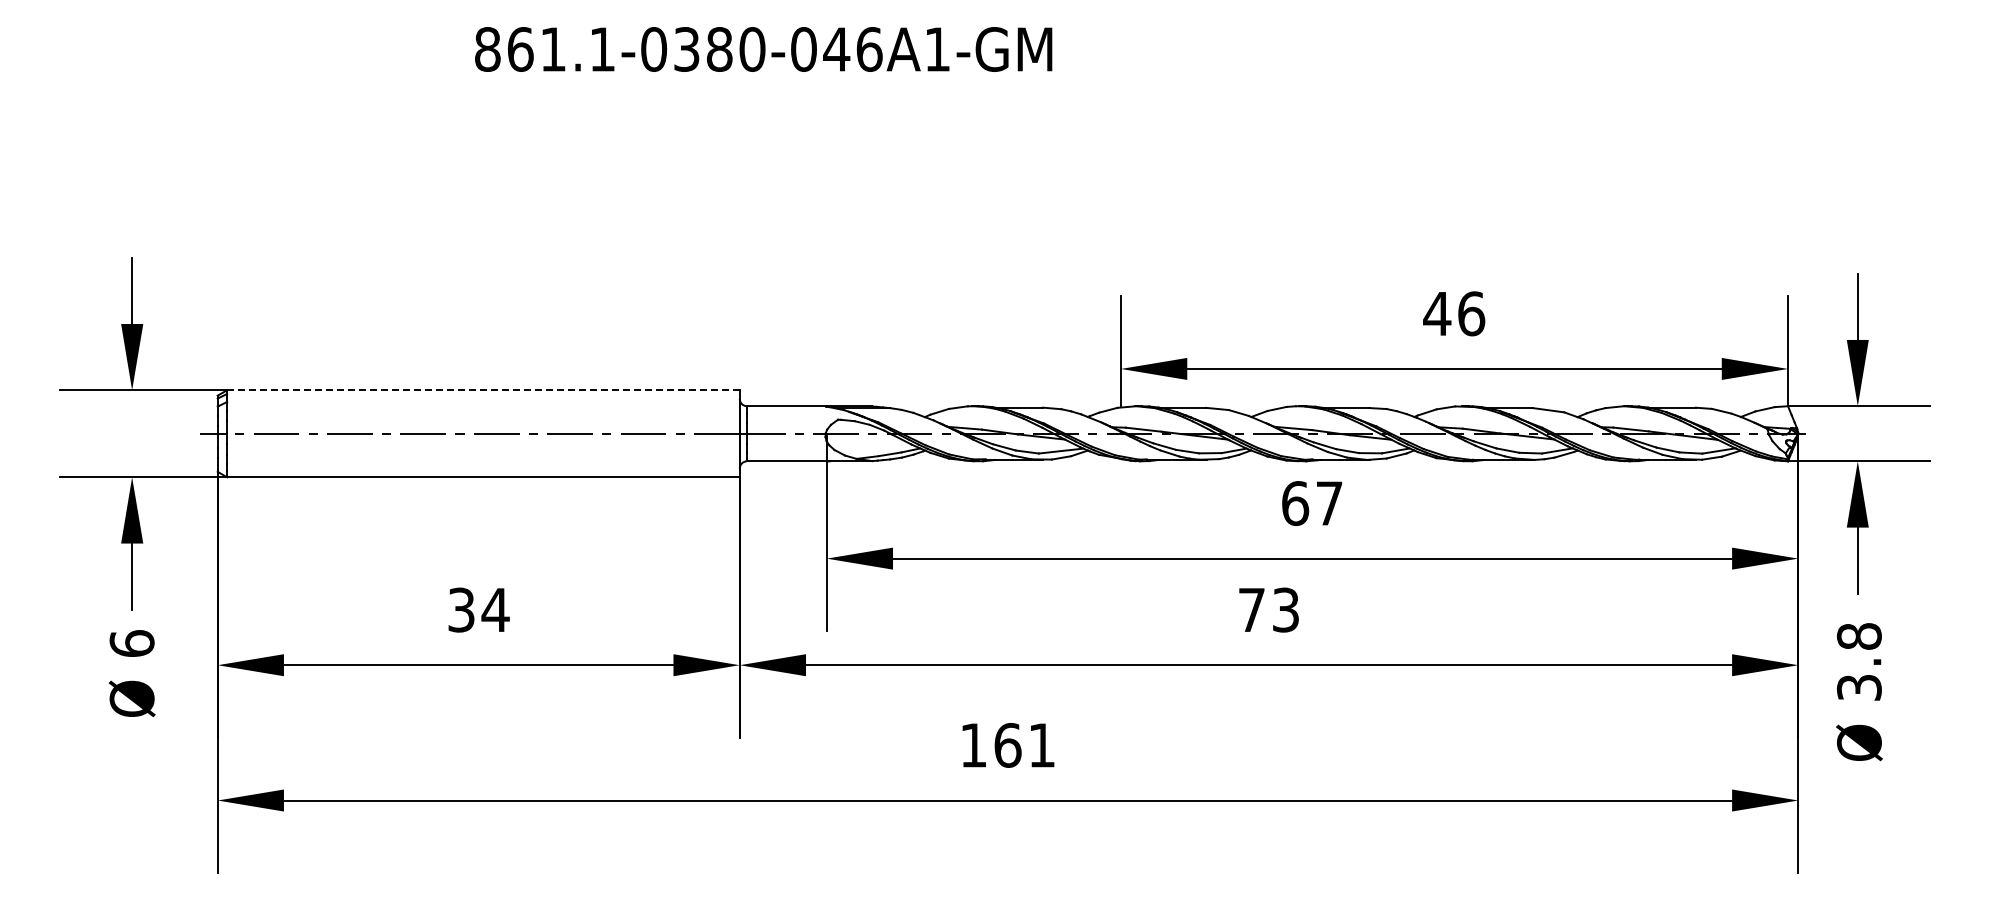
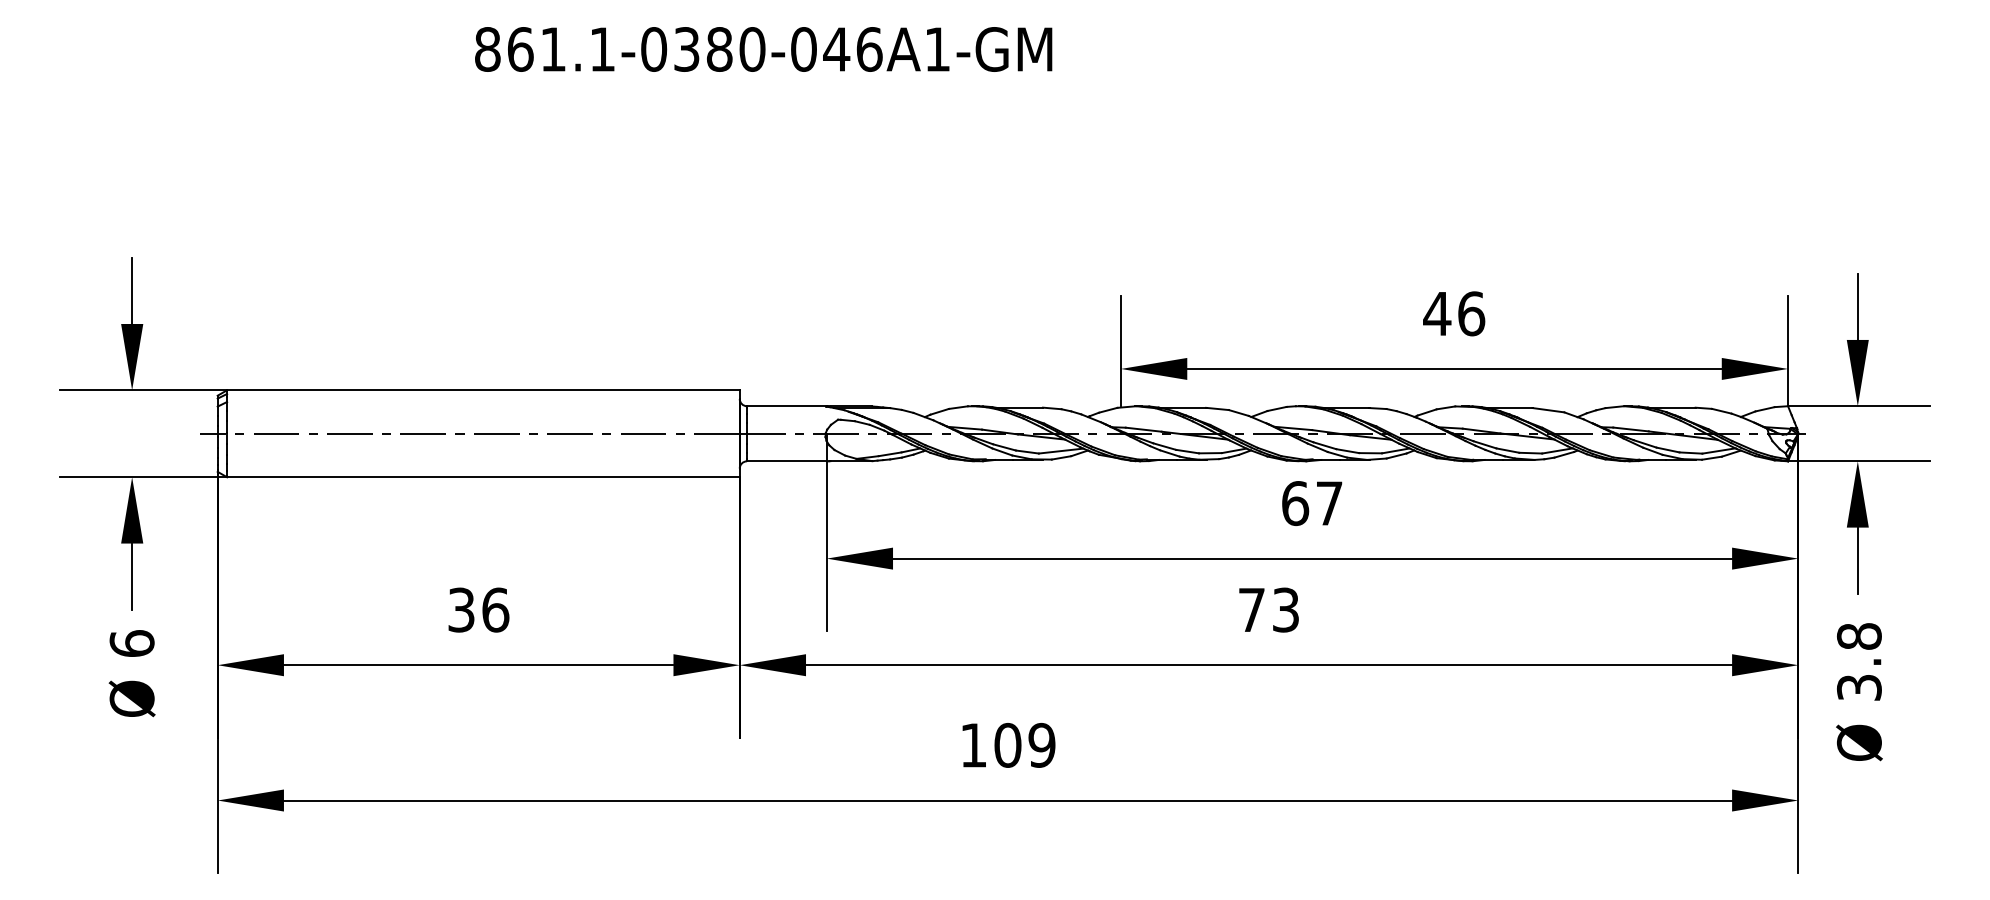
line: dashed -> solid (482, 390)
text: 34 -> 36 (495, 609)
text: 161 -> 109 (1024, 744)
